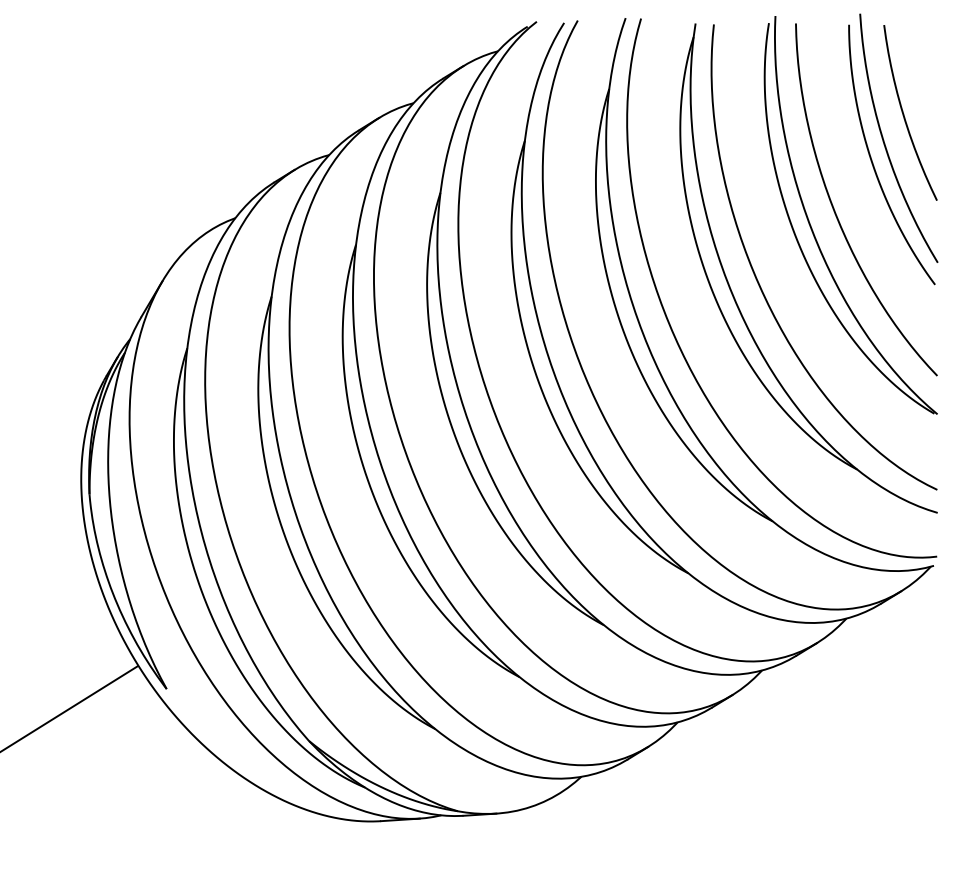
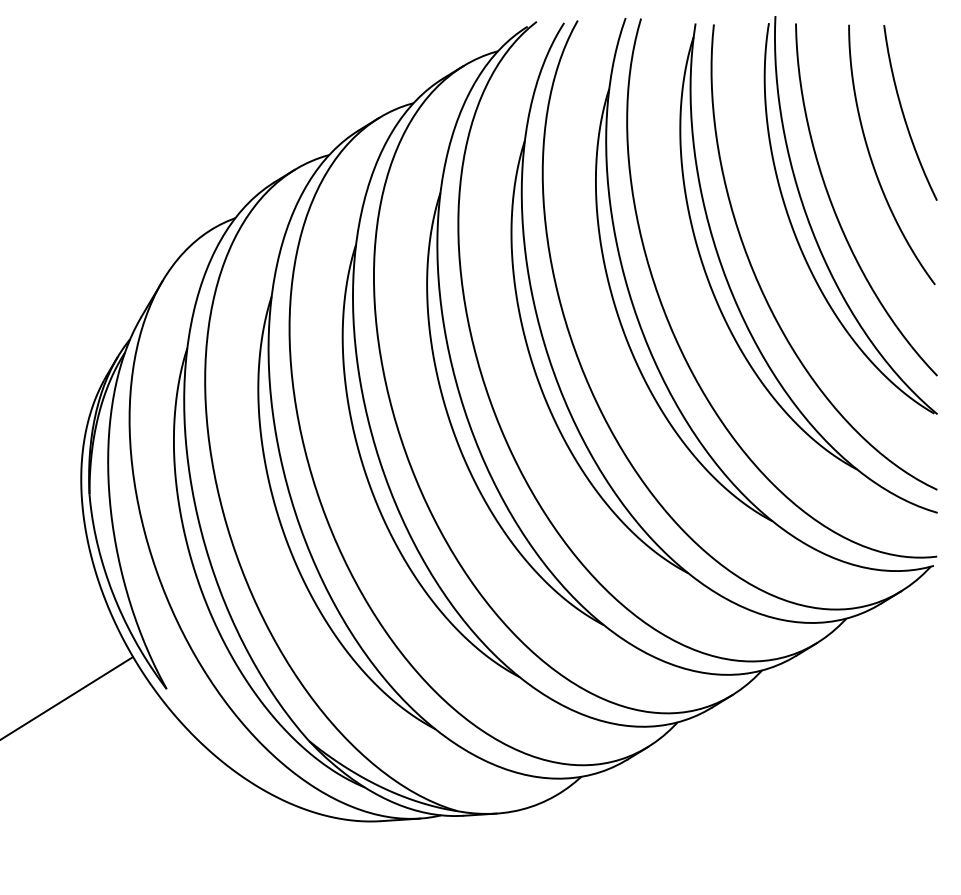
curve: present -> none (884, 140)
line position: (70, 707) -> (67, 697) (67, 697)
